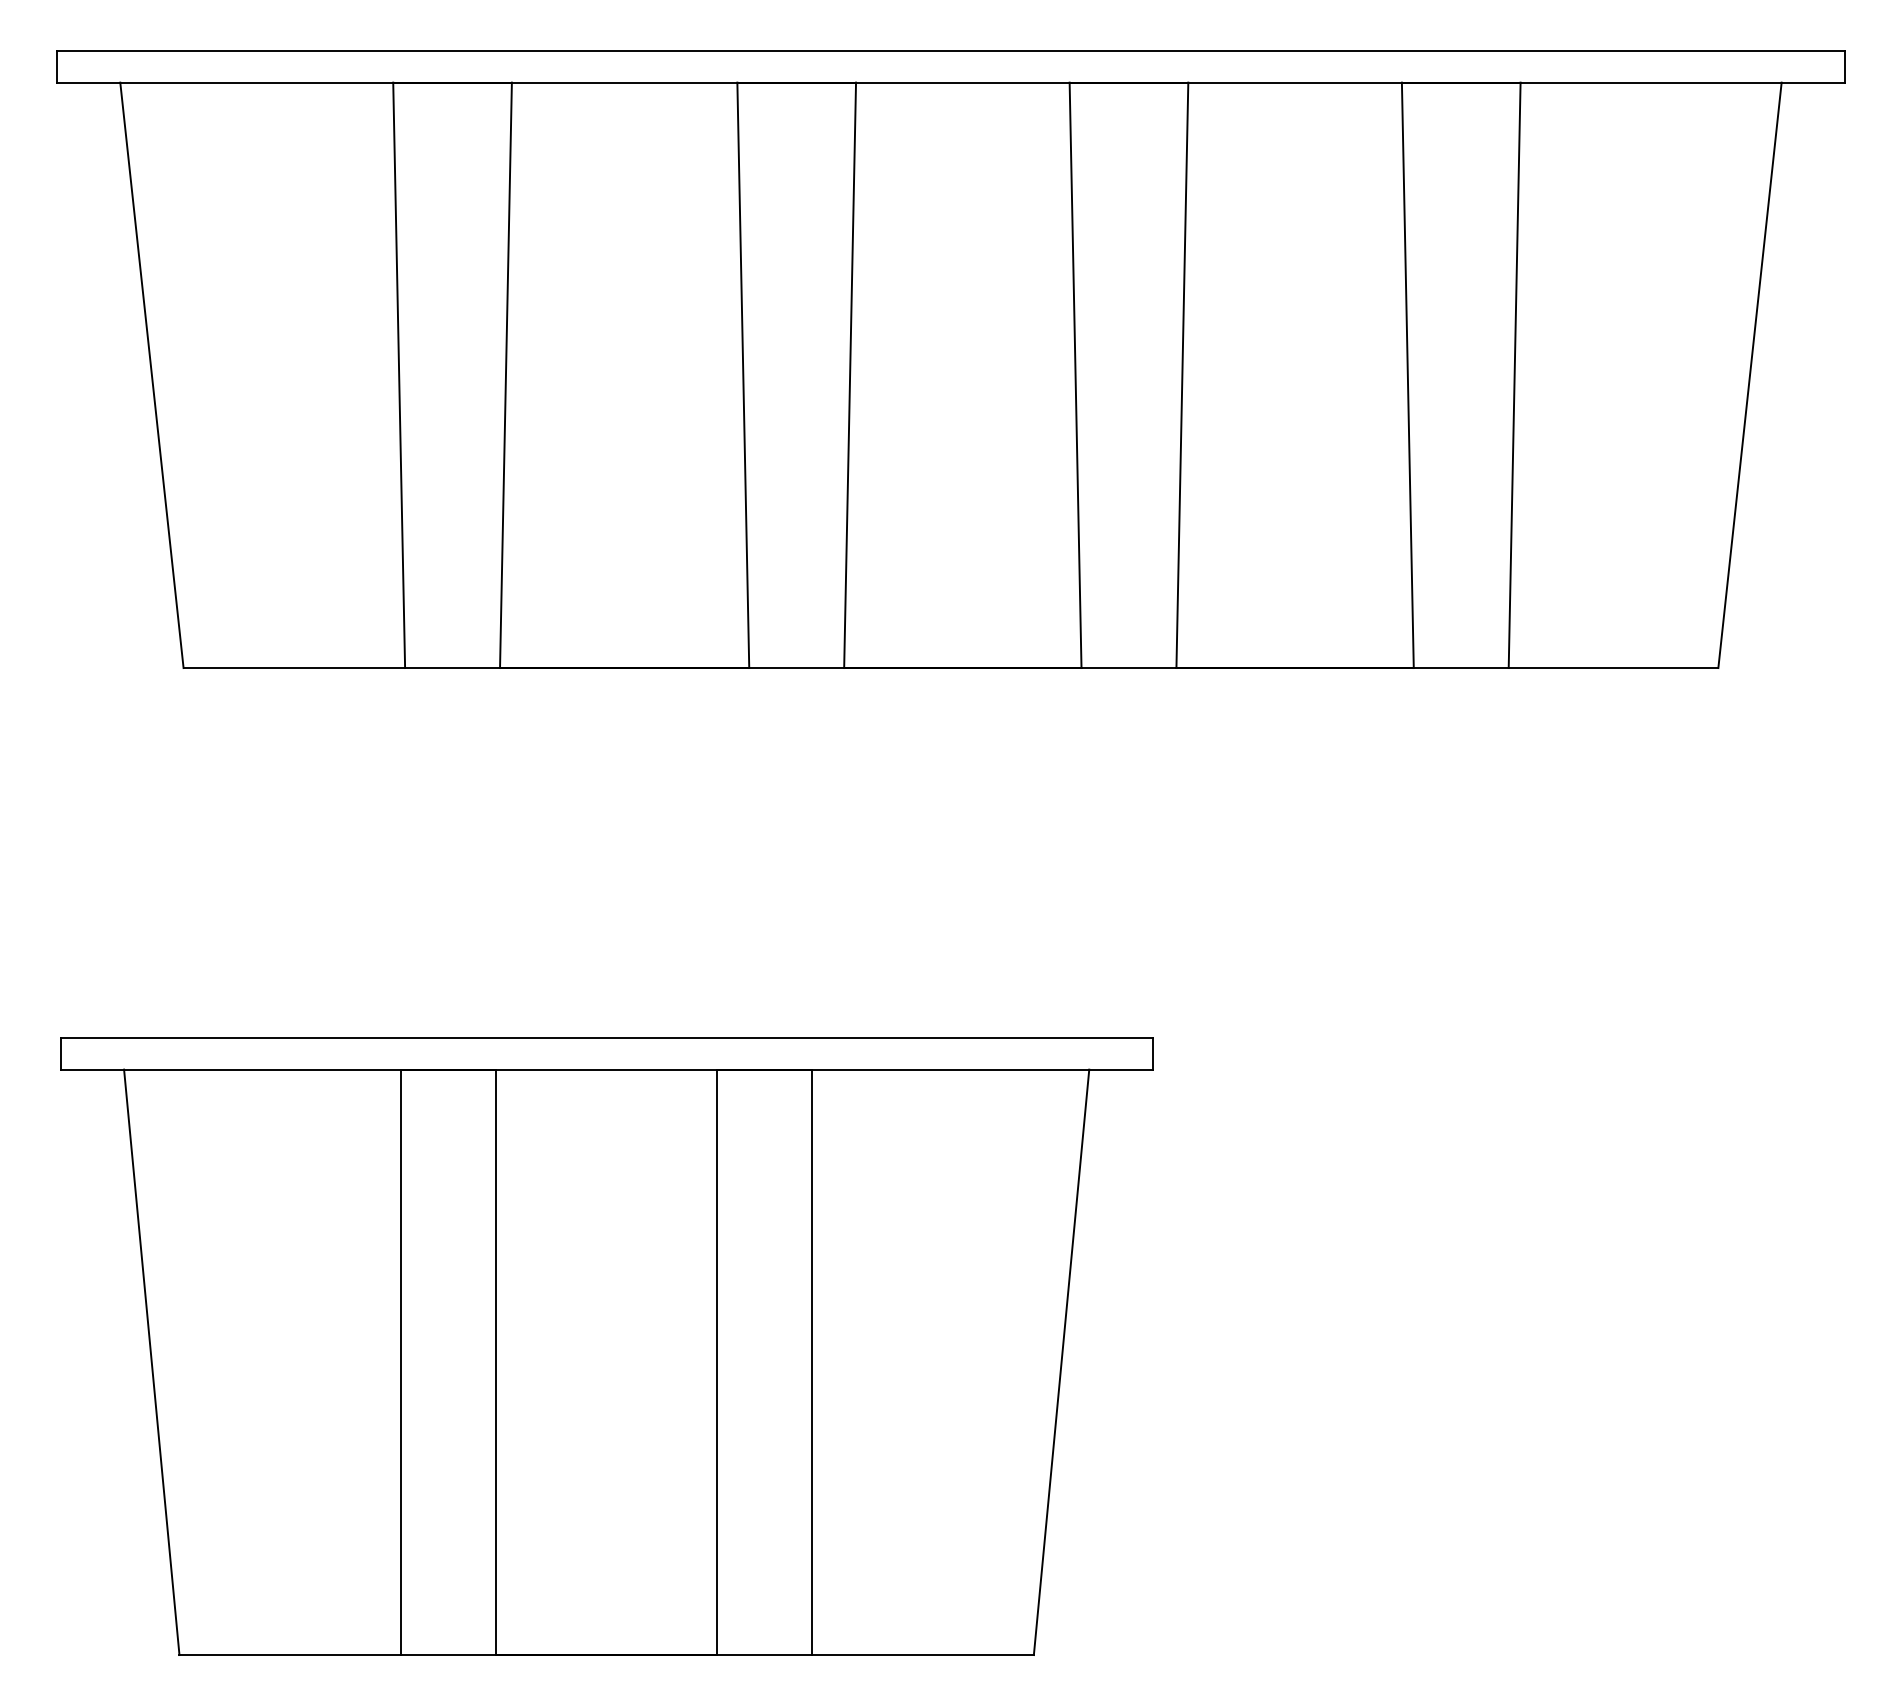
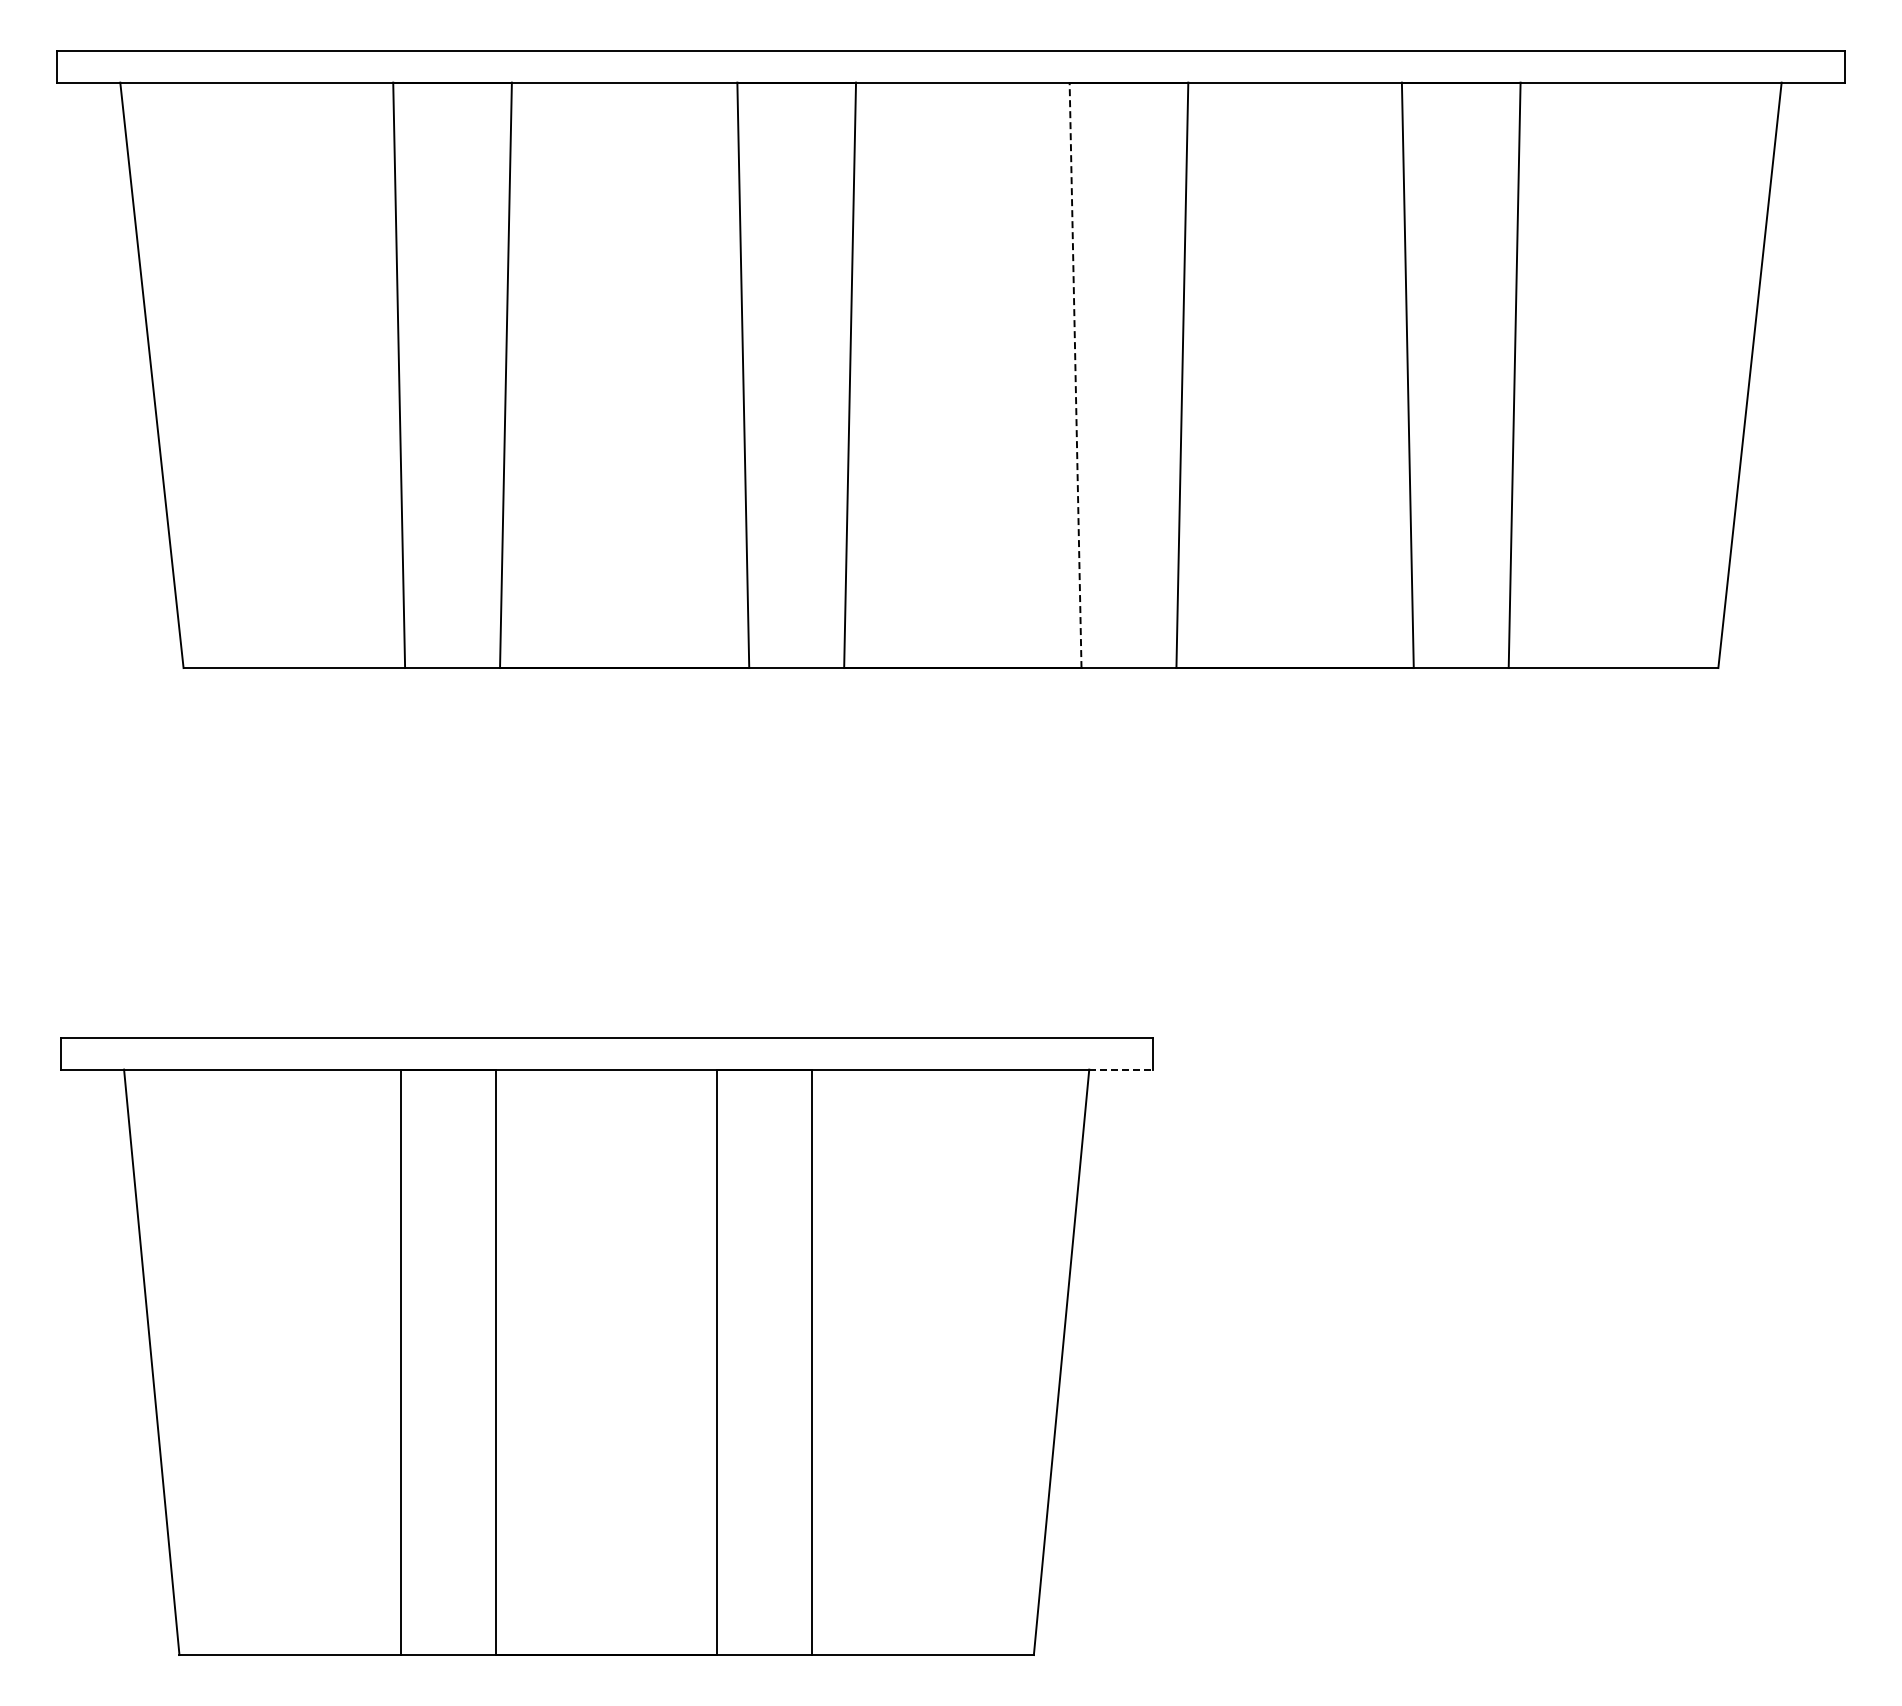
line: solid -> dashed (1075, 375)
line: solid -> dashed (1120, 1069)
